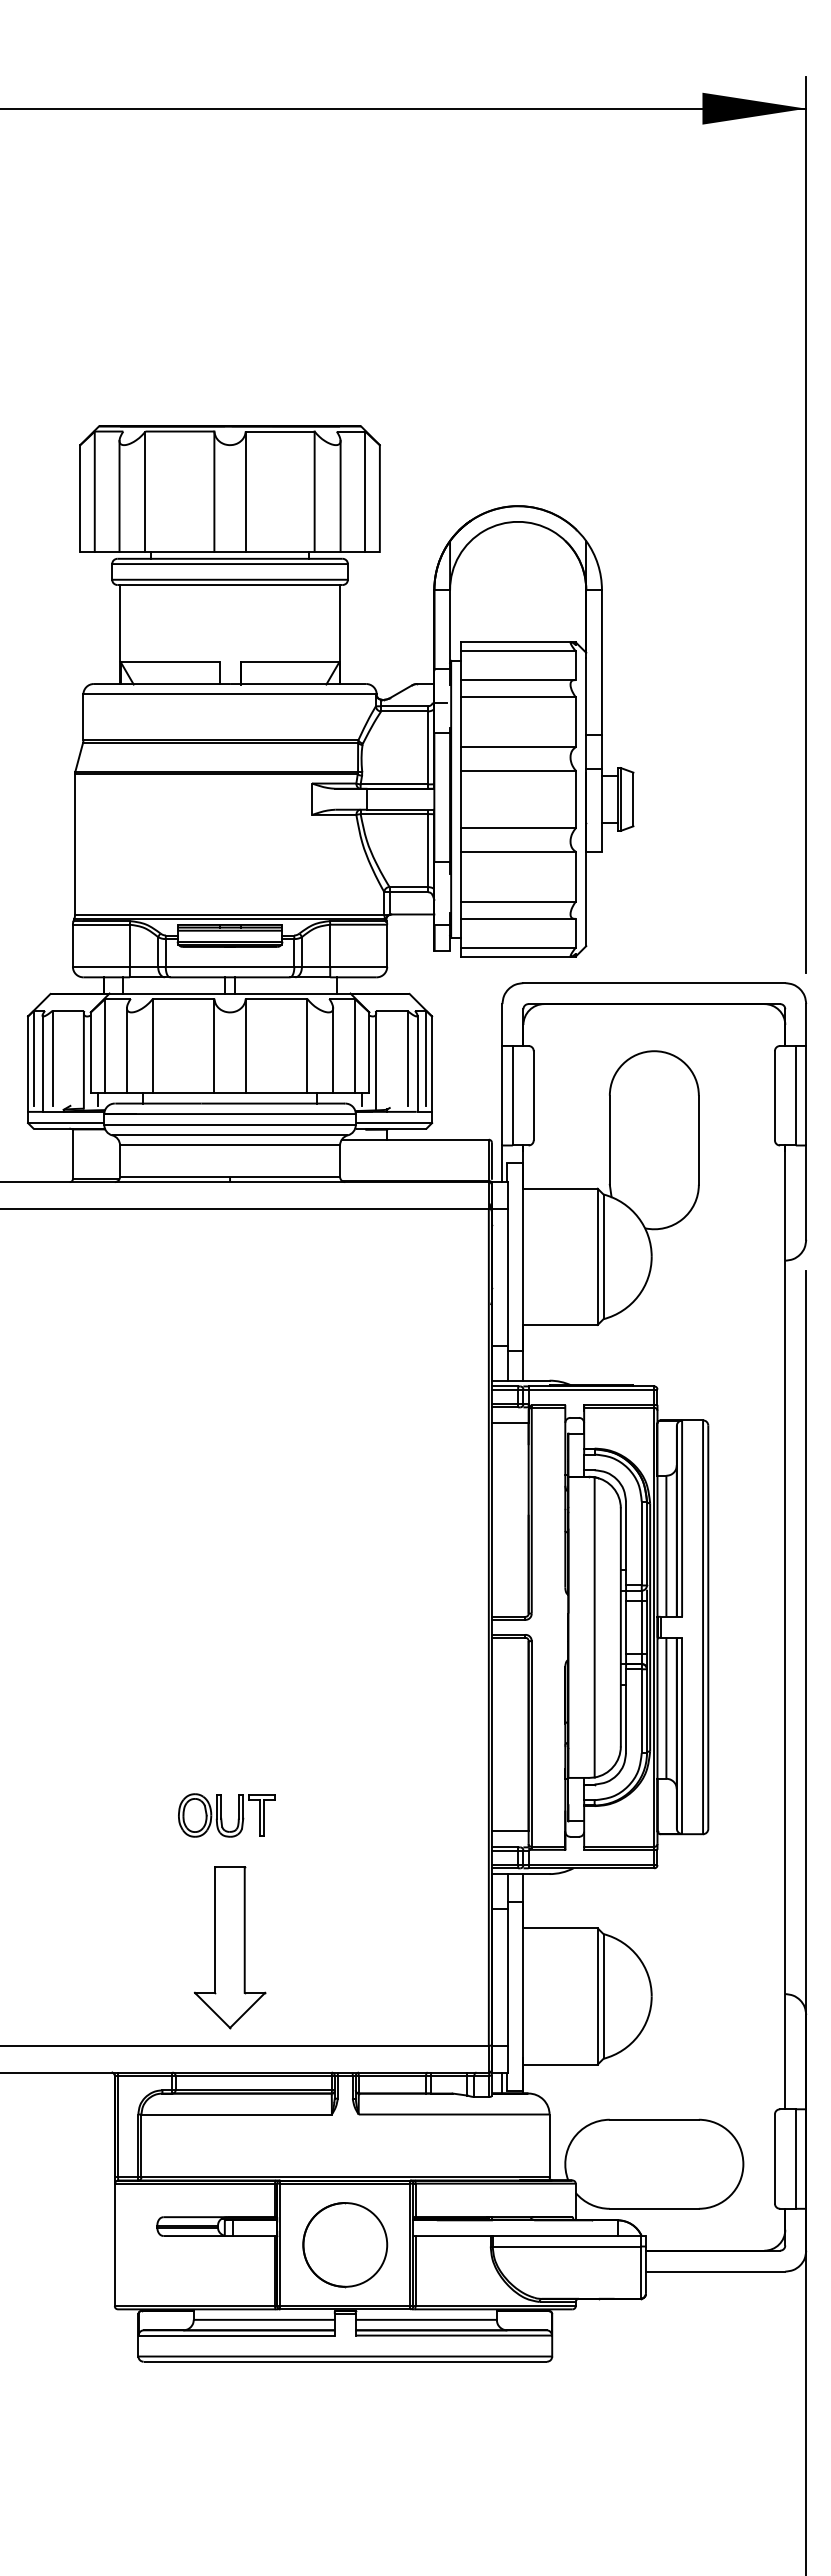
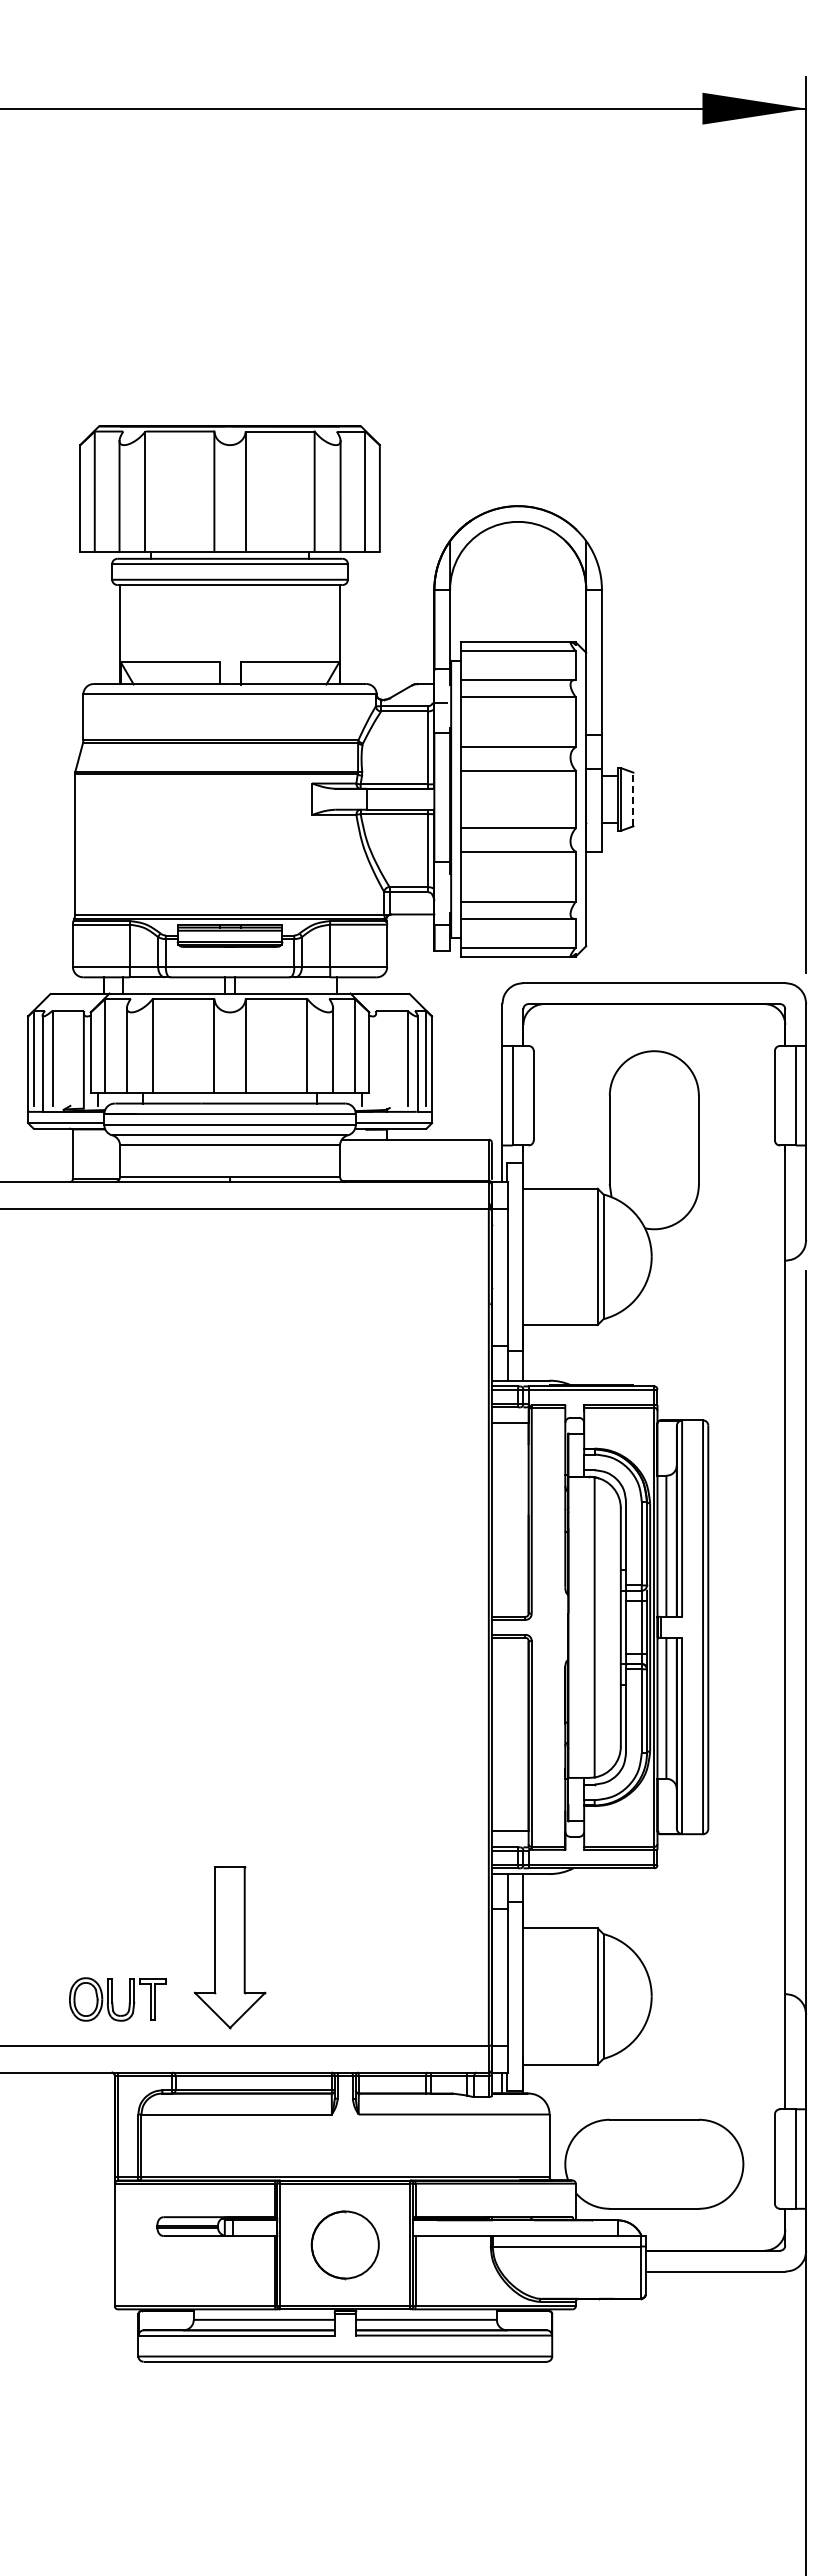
line: solid -> dashed (633, 799)
line: present -> none (376, 1060)
part position: (226, 1815) -> (117, 1999) (117, 1999)
part size: 87x87 px -> 70x71 px (344, 2245)
